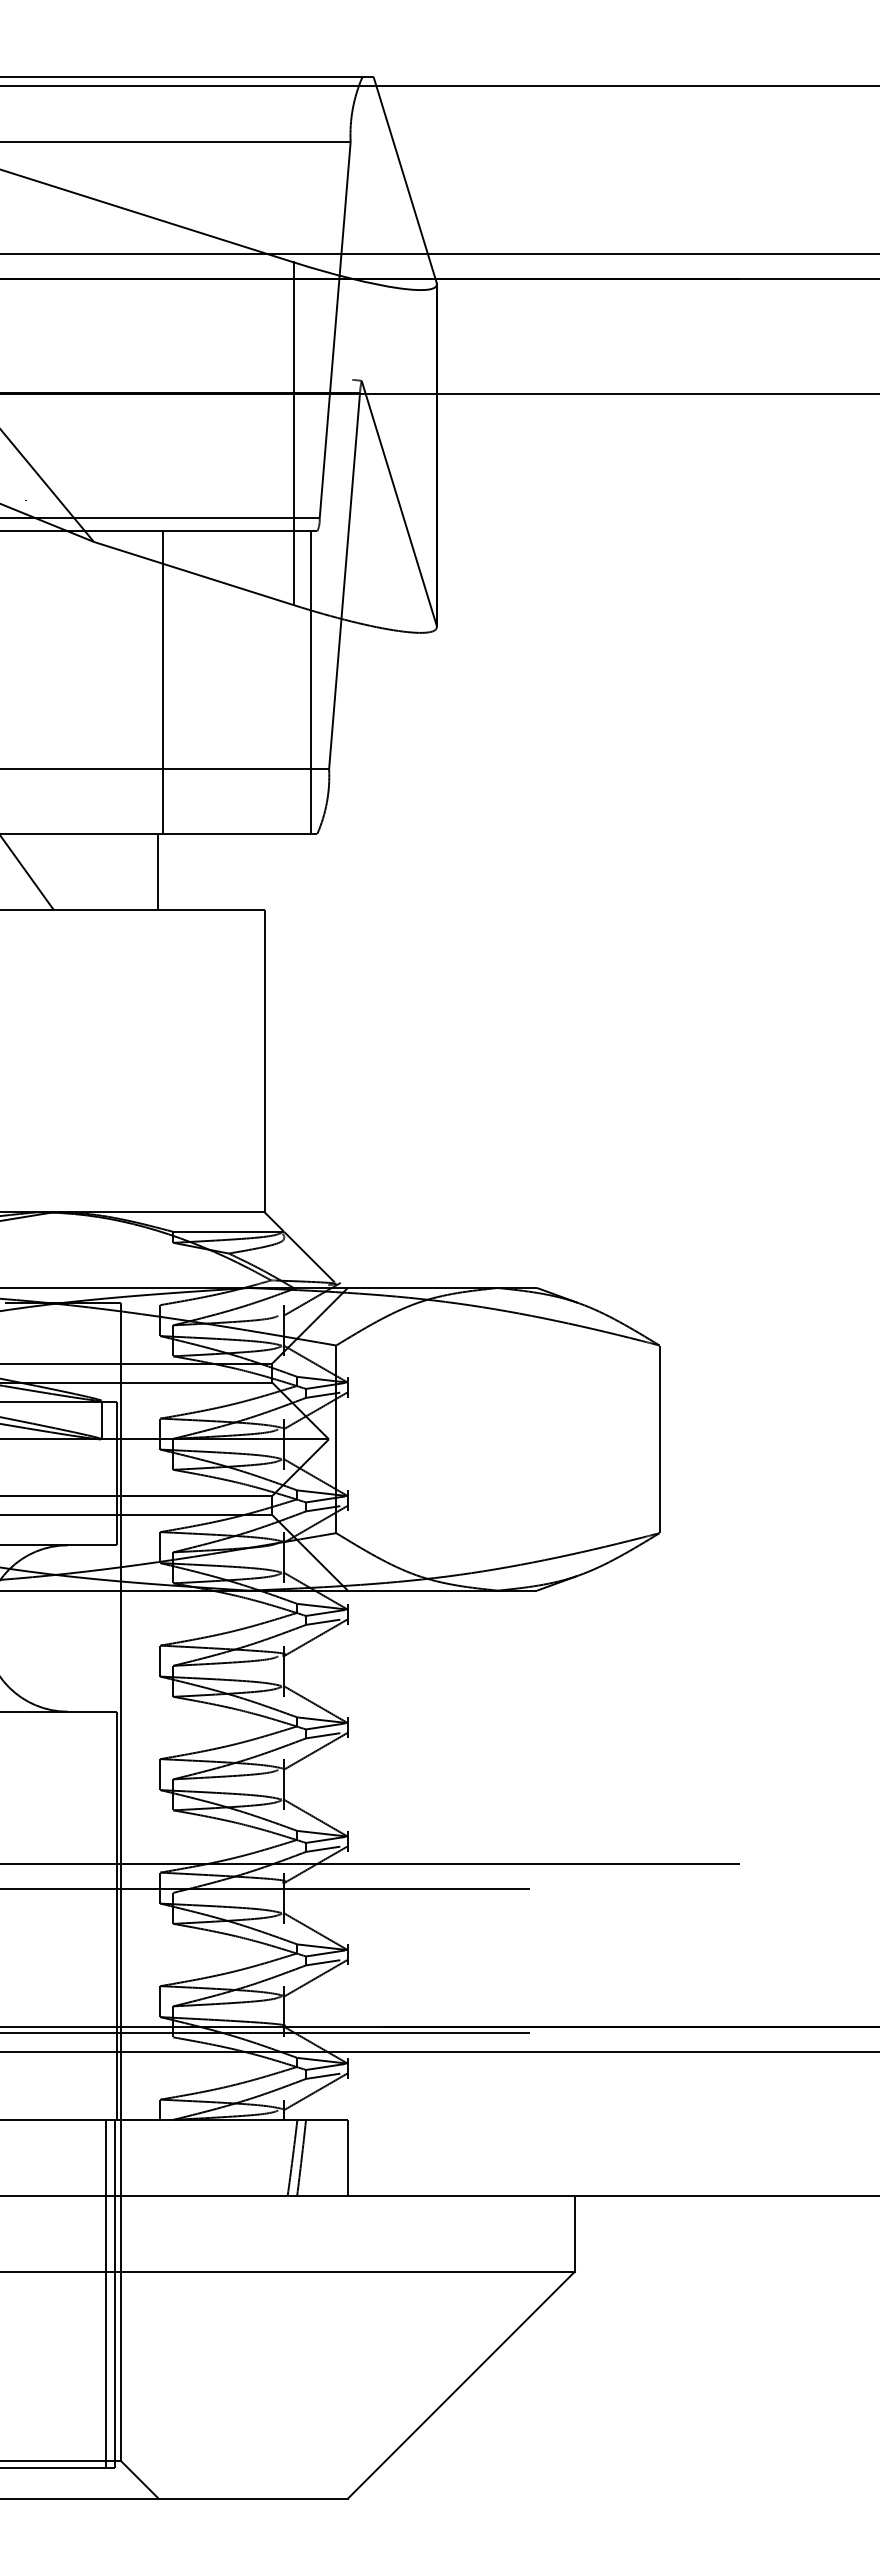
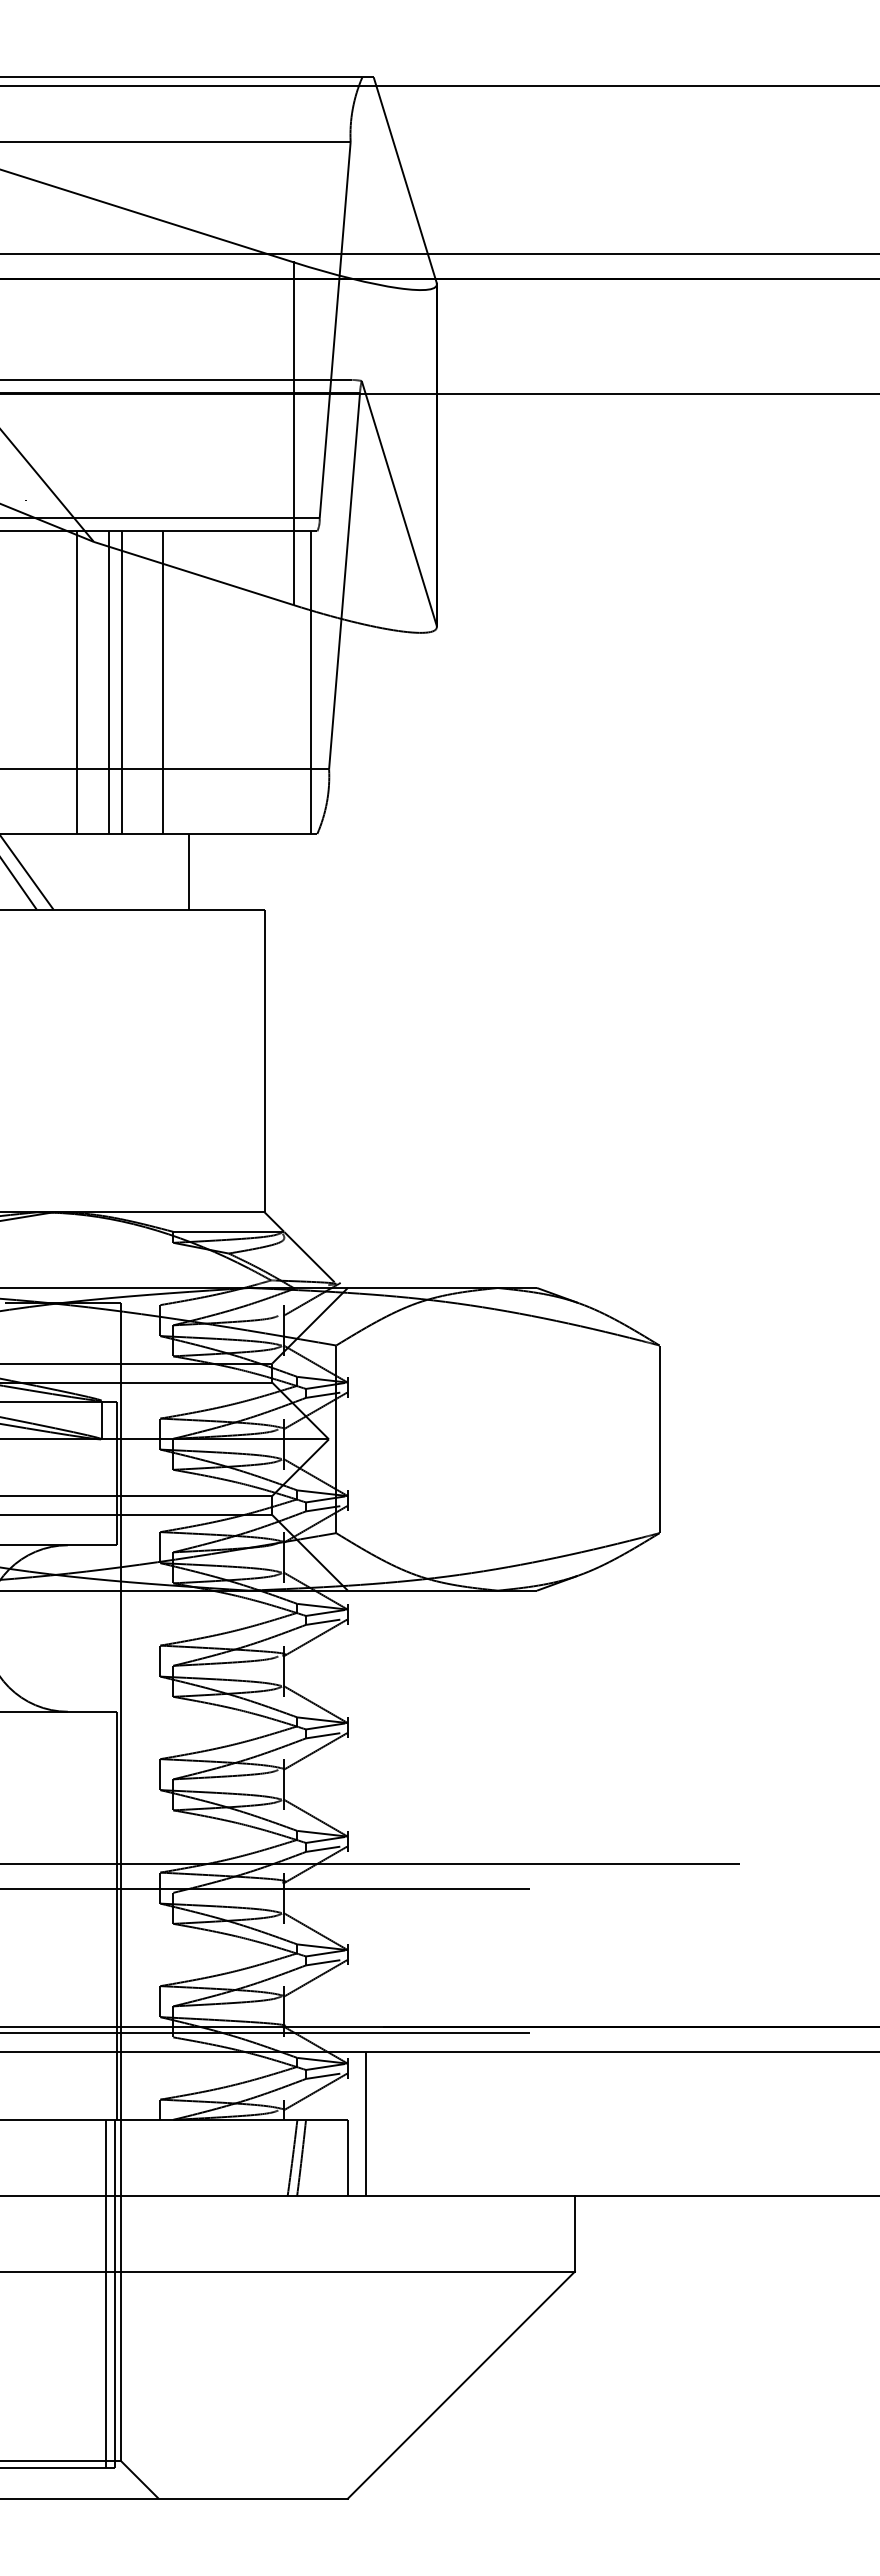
line: none -> present (177, 379)
line: none -> present (76, 682)
line: none -> present (108, 682)
line: none -> present (121, 682)
line position: (157, 871) -> (188, 871) (188, 871)
line: none -> present (19, 884)
line: none -> present (365, 2124)
